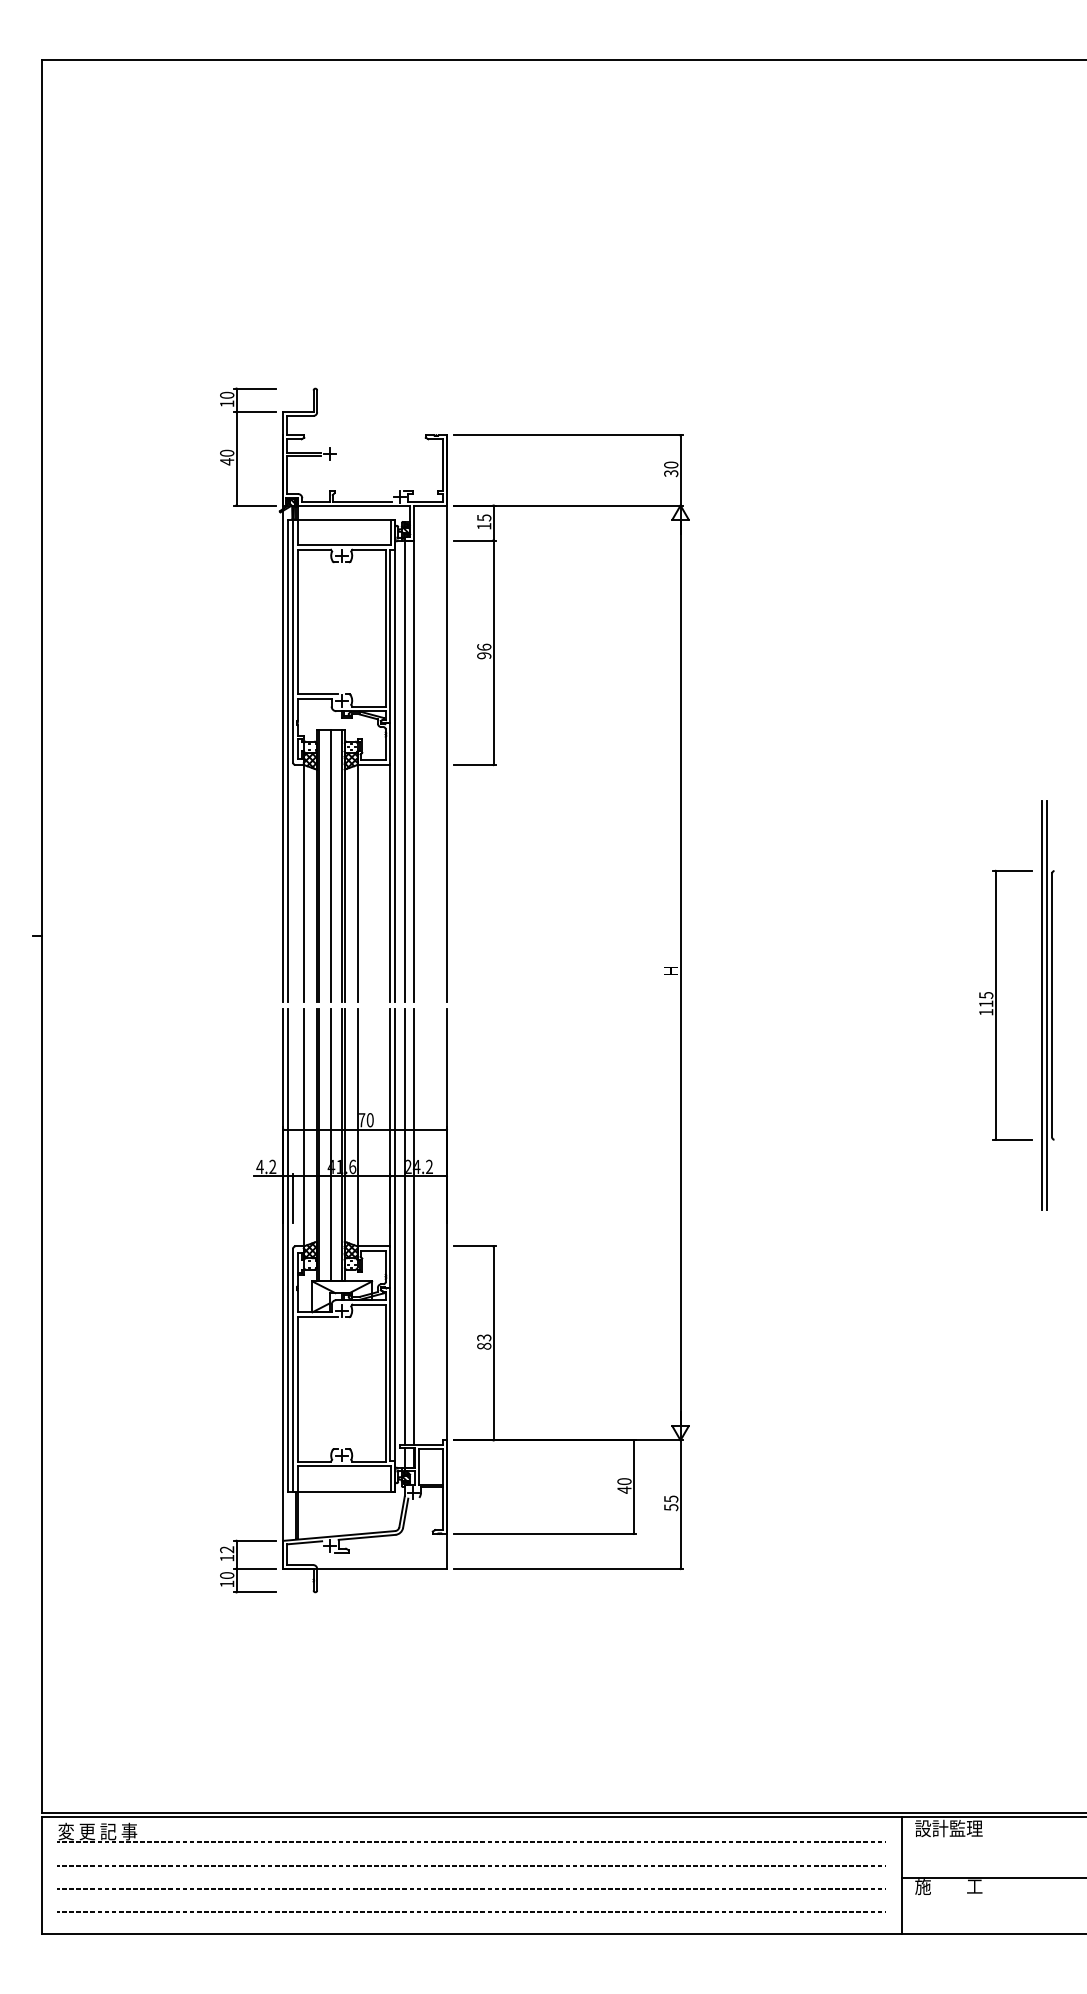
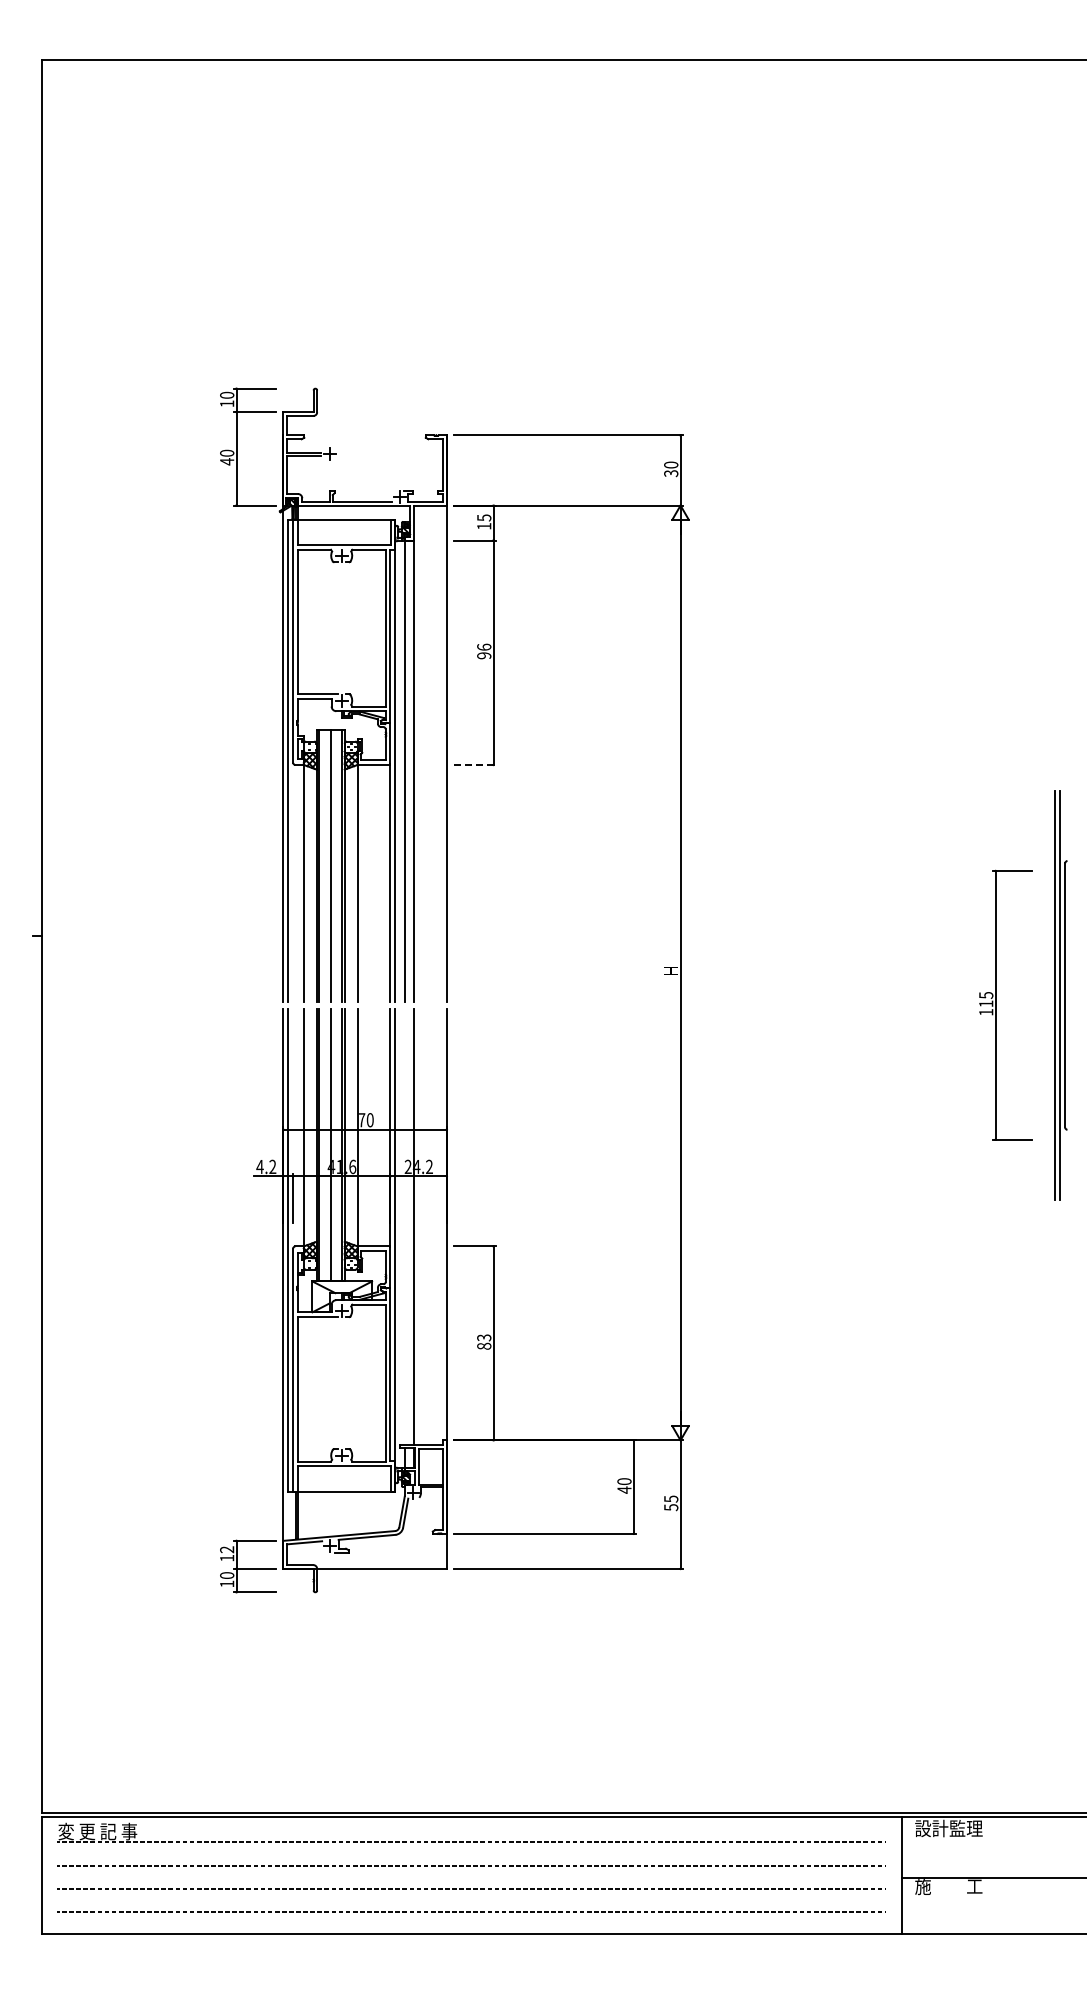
line: solid -> dashed (475, 764)
part position: (1047, 1005) -> (1060, 995) (1060, 995)
line: present -> none (404, 1227)
